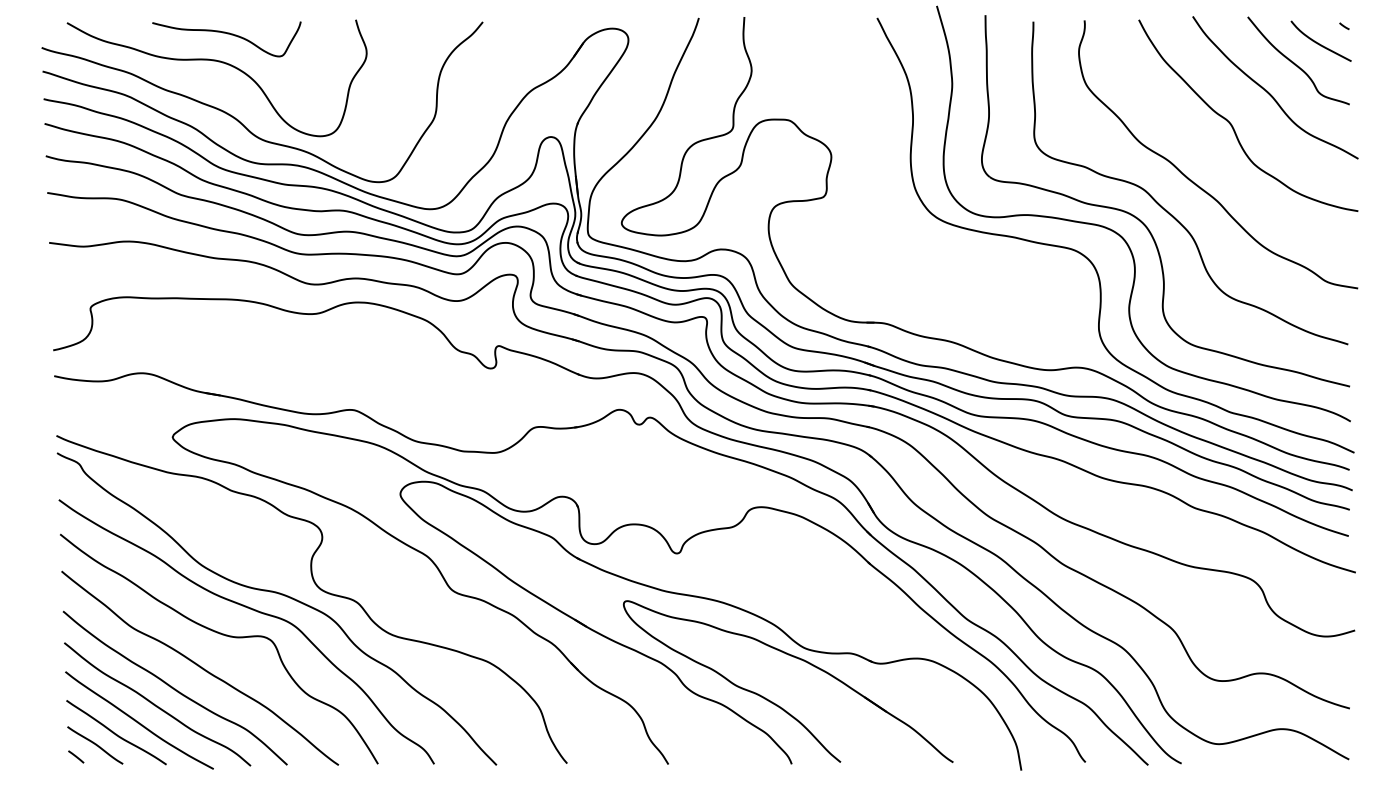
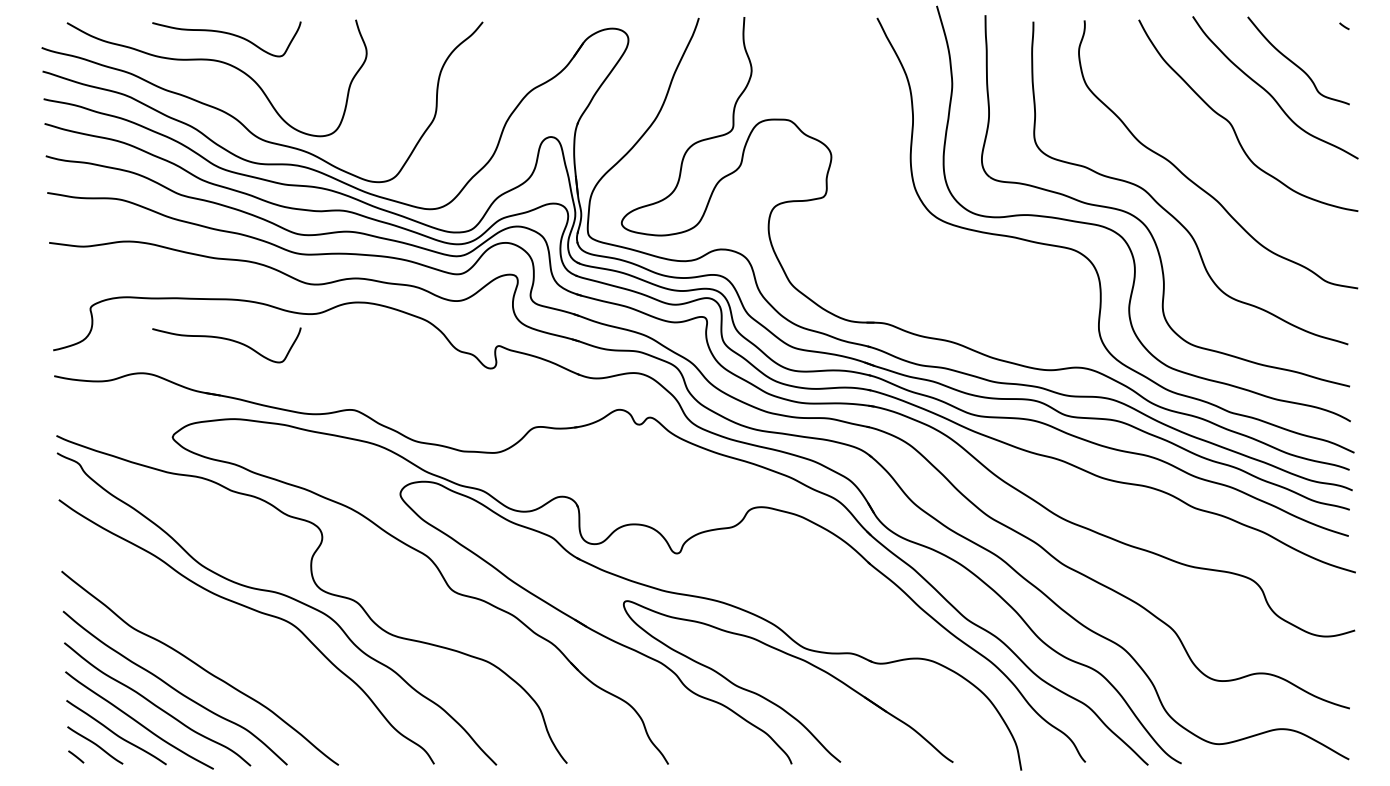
curve: present -> none (1318, 42)
curve: none -> present (227, 340)
curve: present -> none (222, 635)
